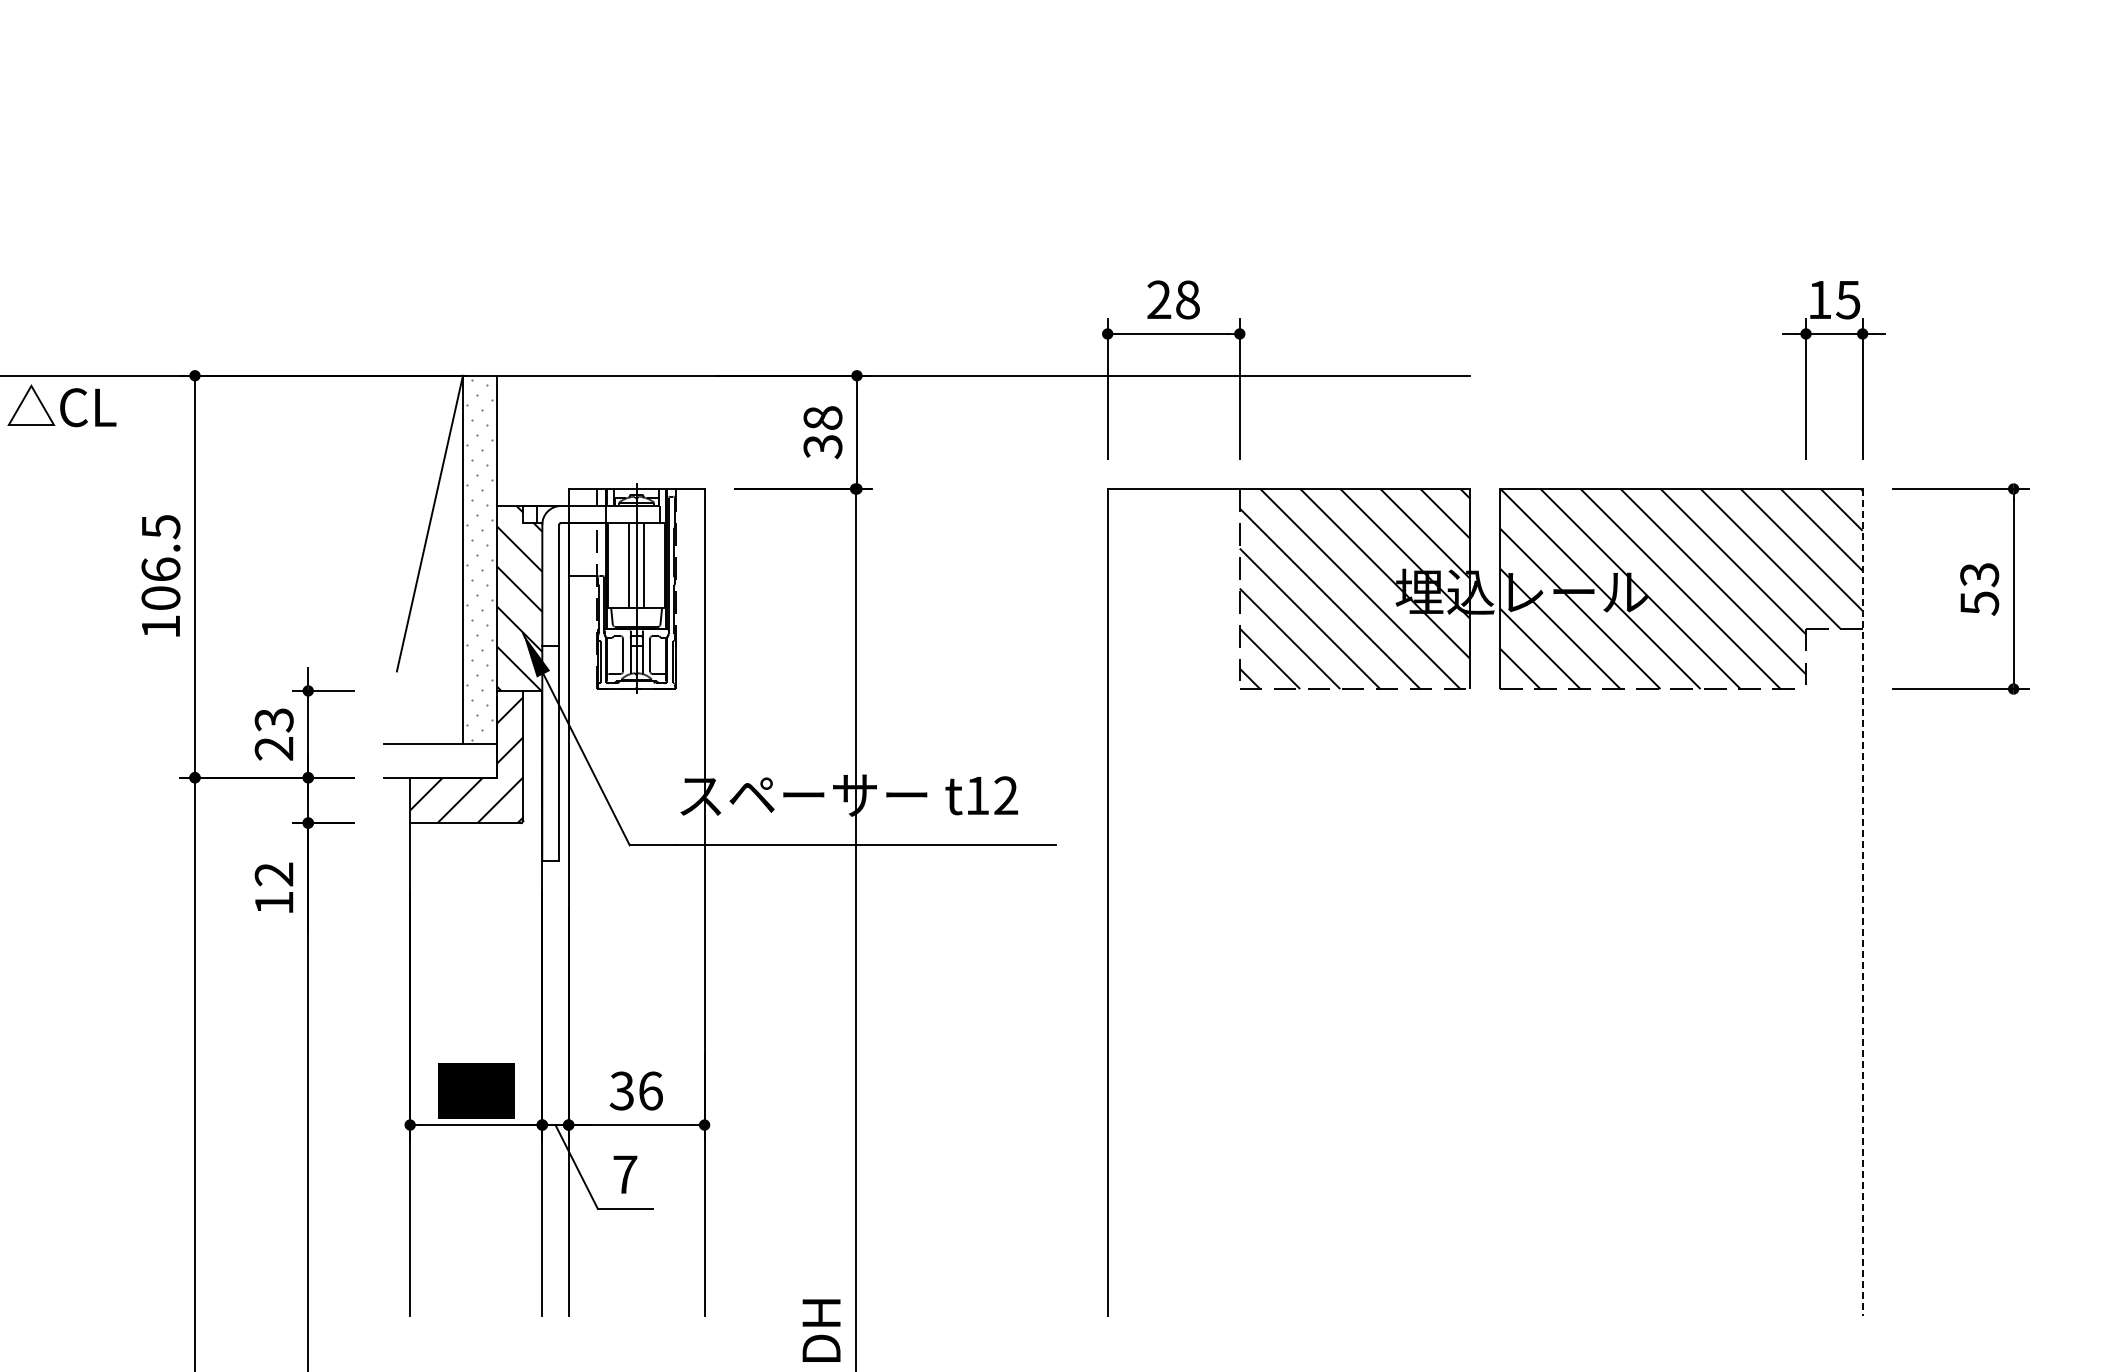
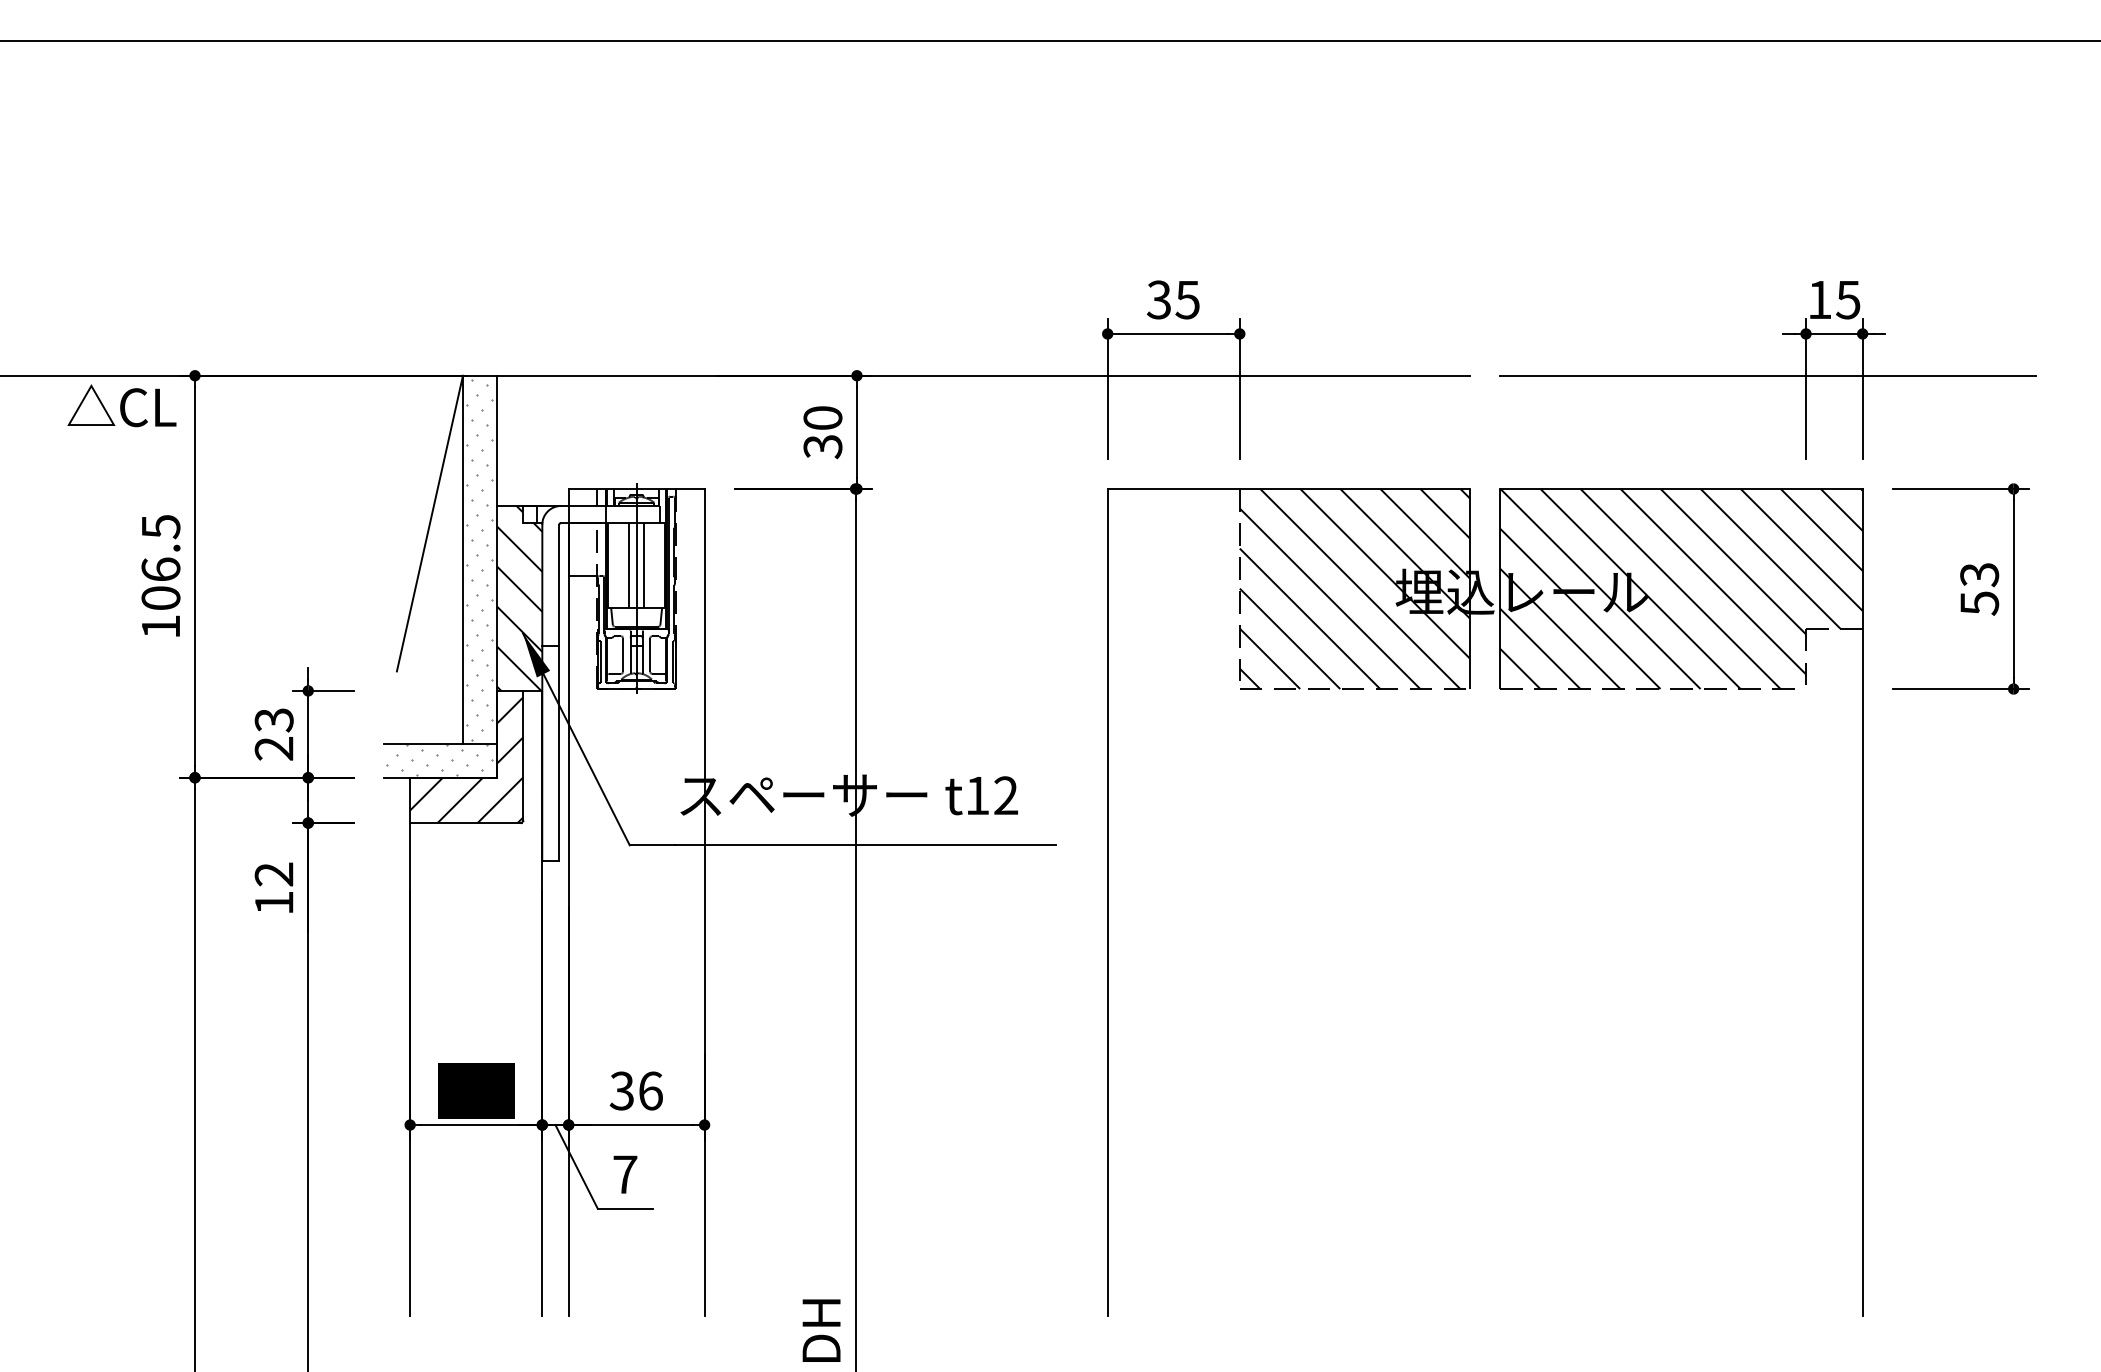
line: none -> present (1049, 41)
text: 28 -> 35 (1172, 299)
line: none -> present (1768, 375)
text position: (61, 405) -> (121, 405) (121, 405)
text: 38 -> 30 (822, 417)
hatch: none -> present (439, 760)
line: dashed -> solid (1862, 902)
